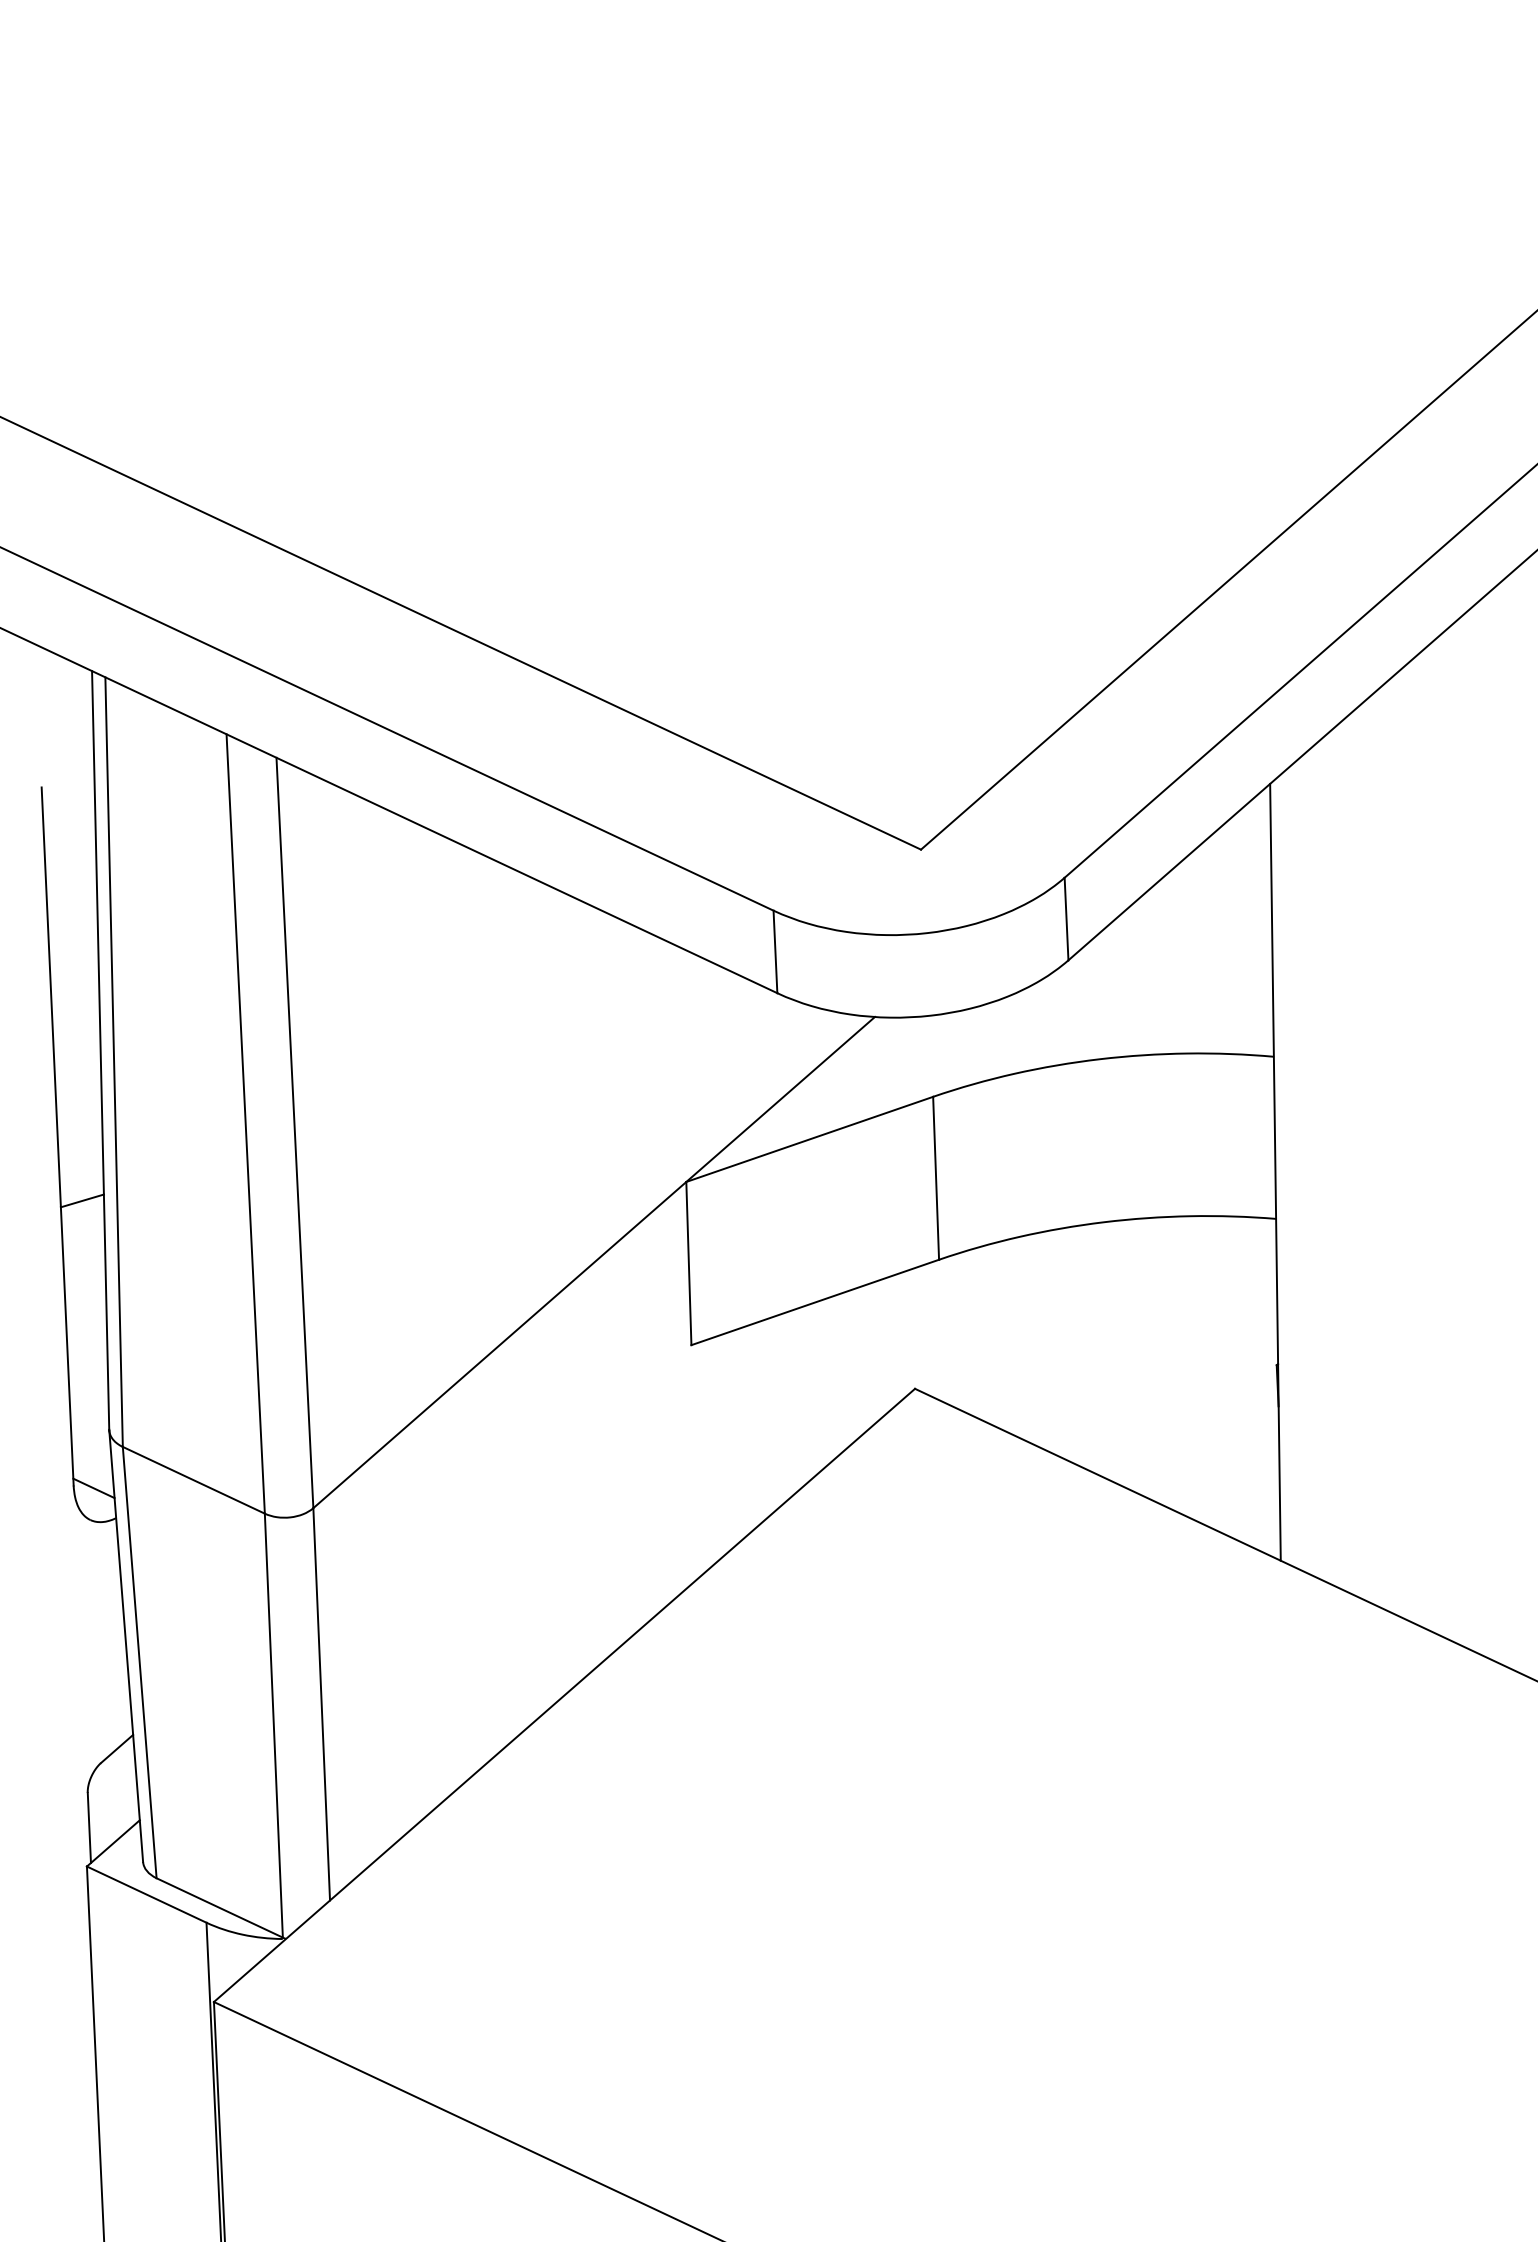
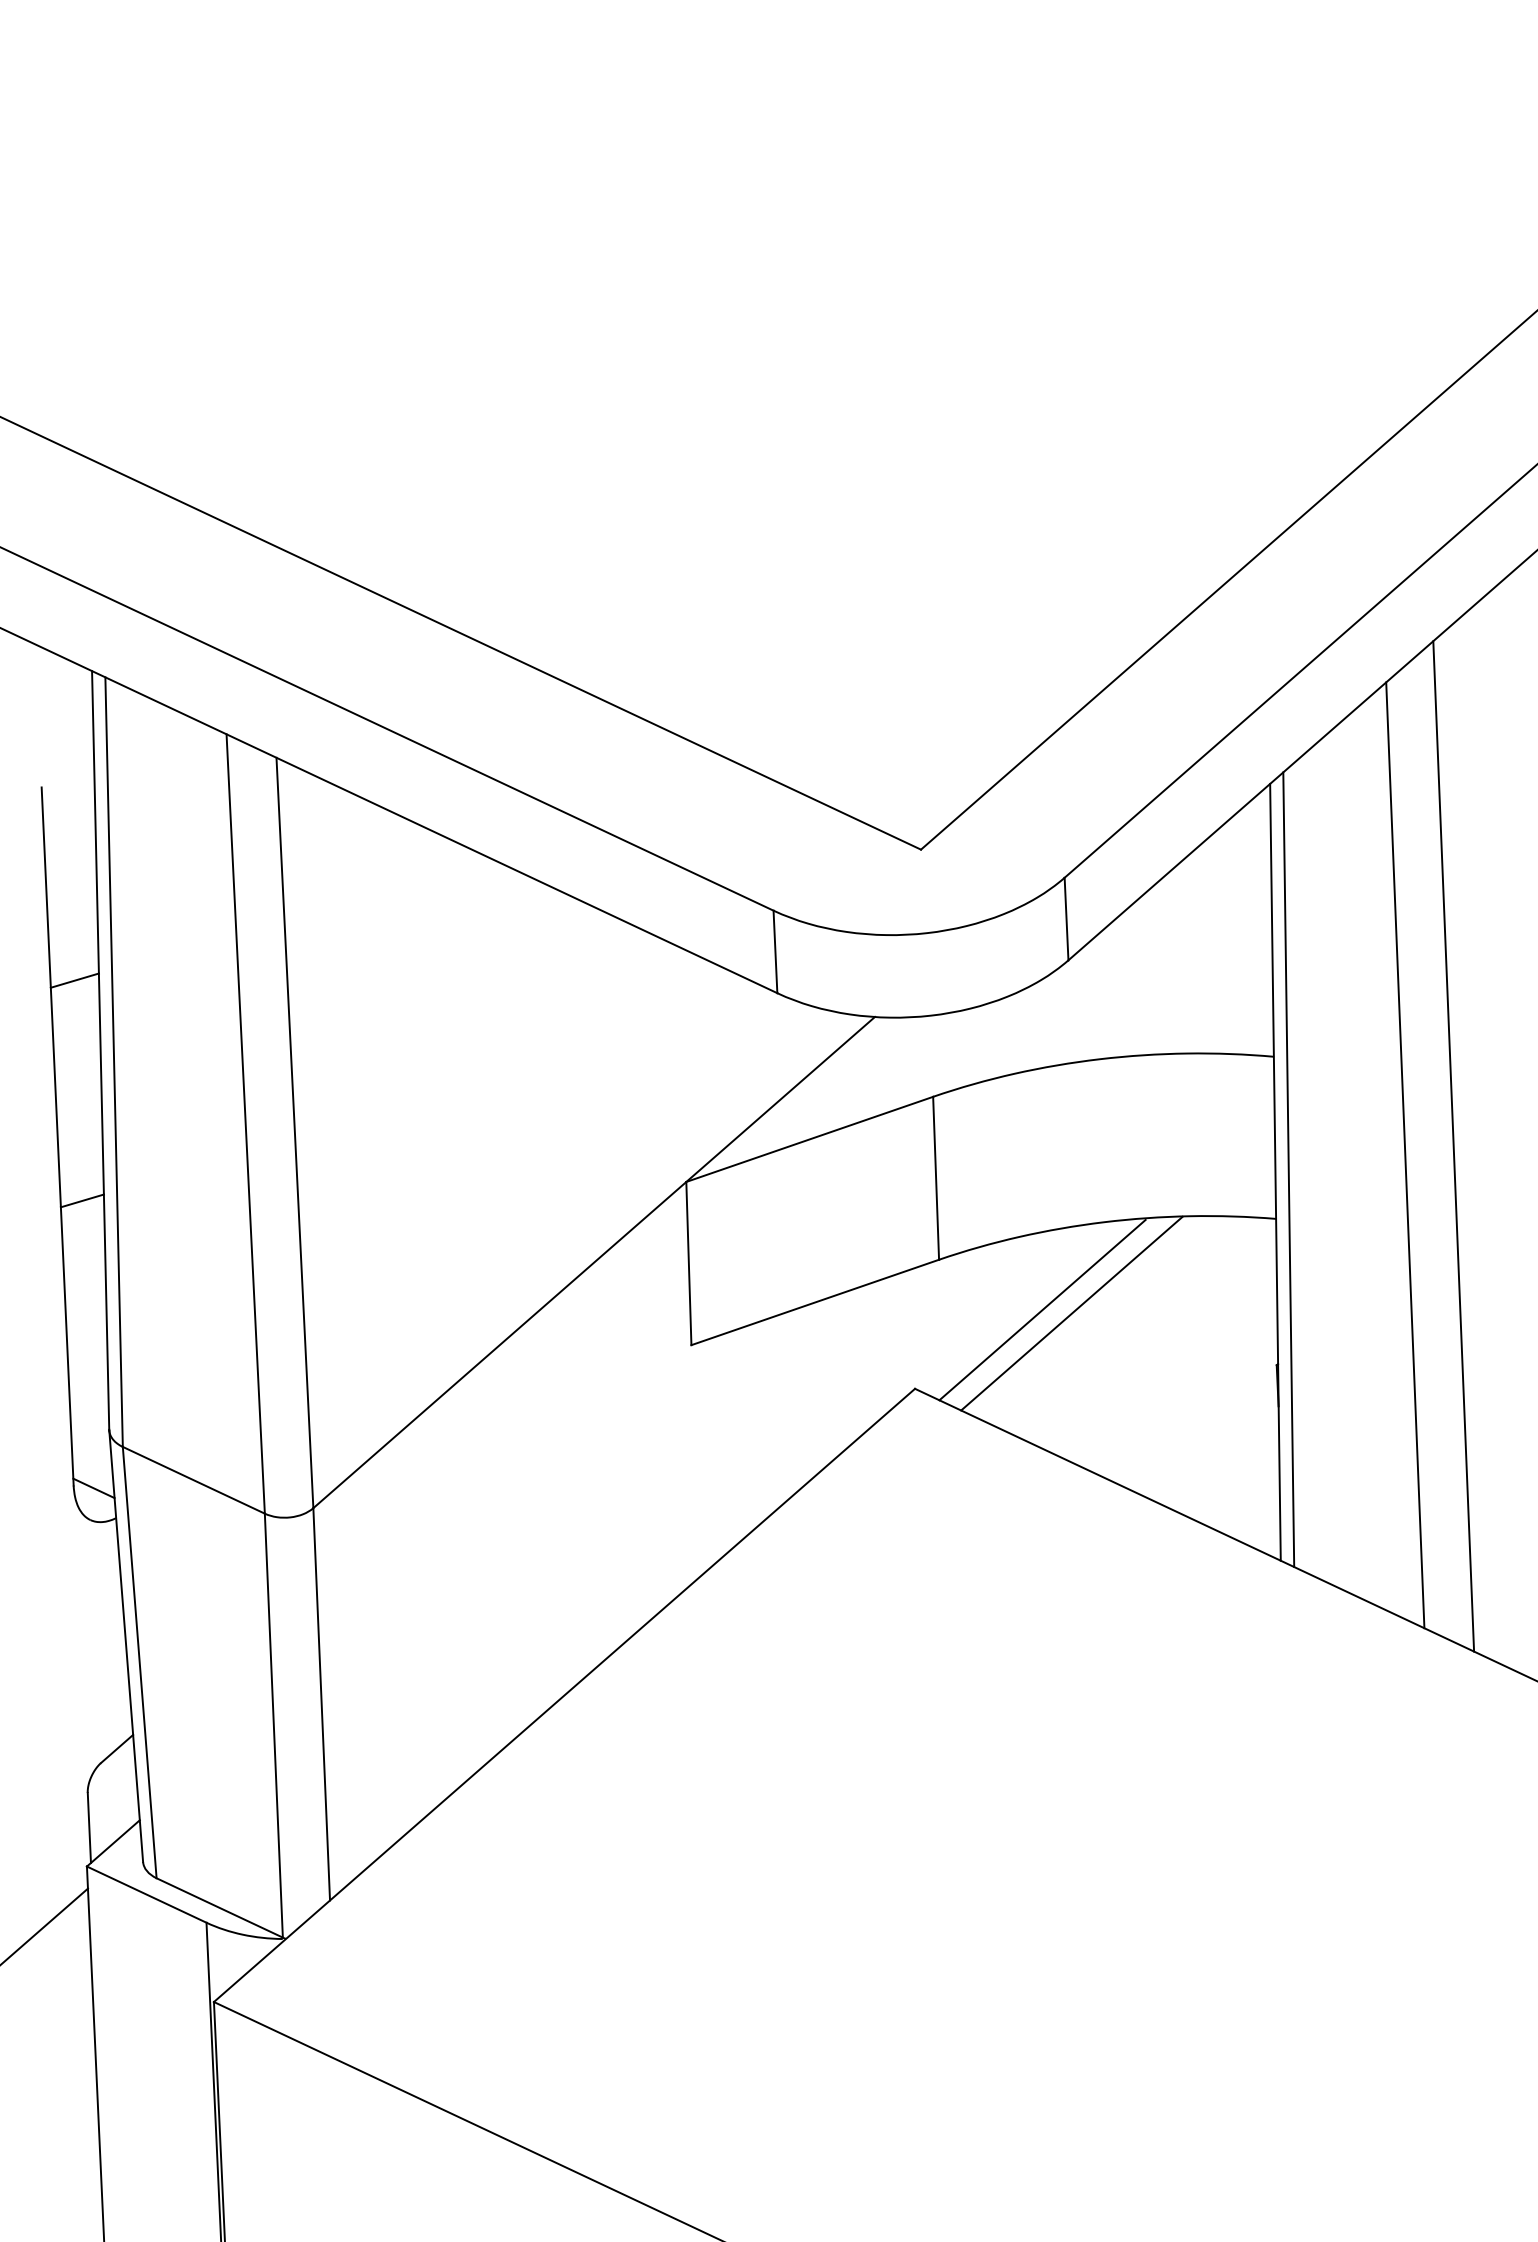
line: none -> present (74, 980)
line: none -> present (1453, 1146)
line: none -> present (1405, 1155)
line: none -> present (1288, 1169)
line: none -> present (1042, 1309)
line: none -> present (1071, 1313)
line: none -> present (44, 1925)
